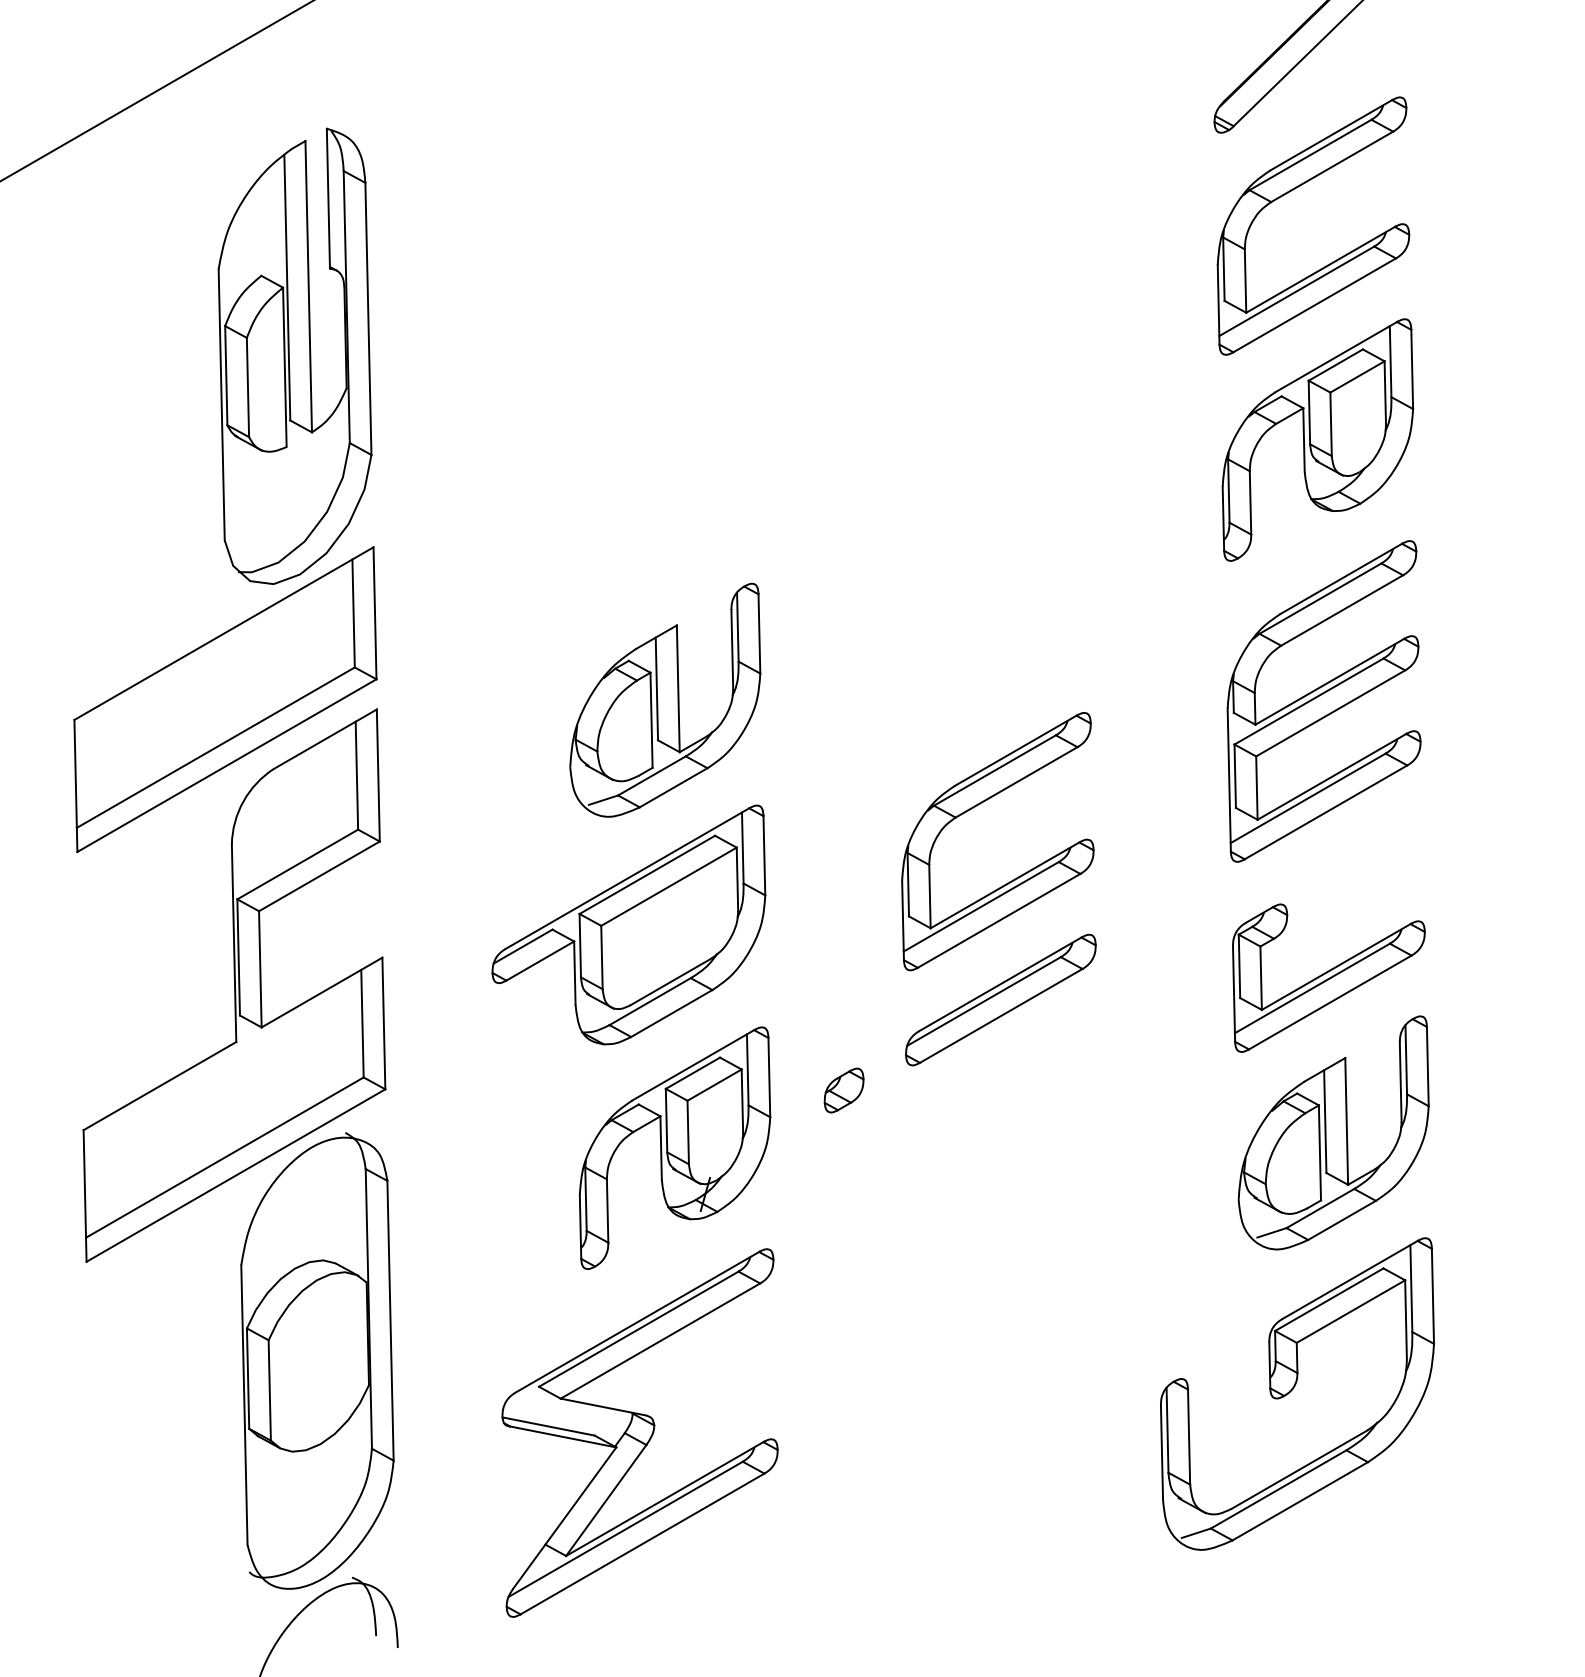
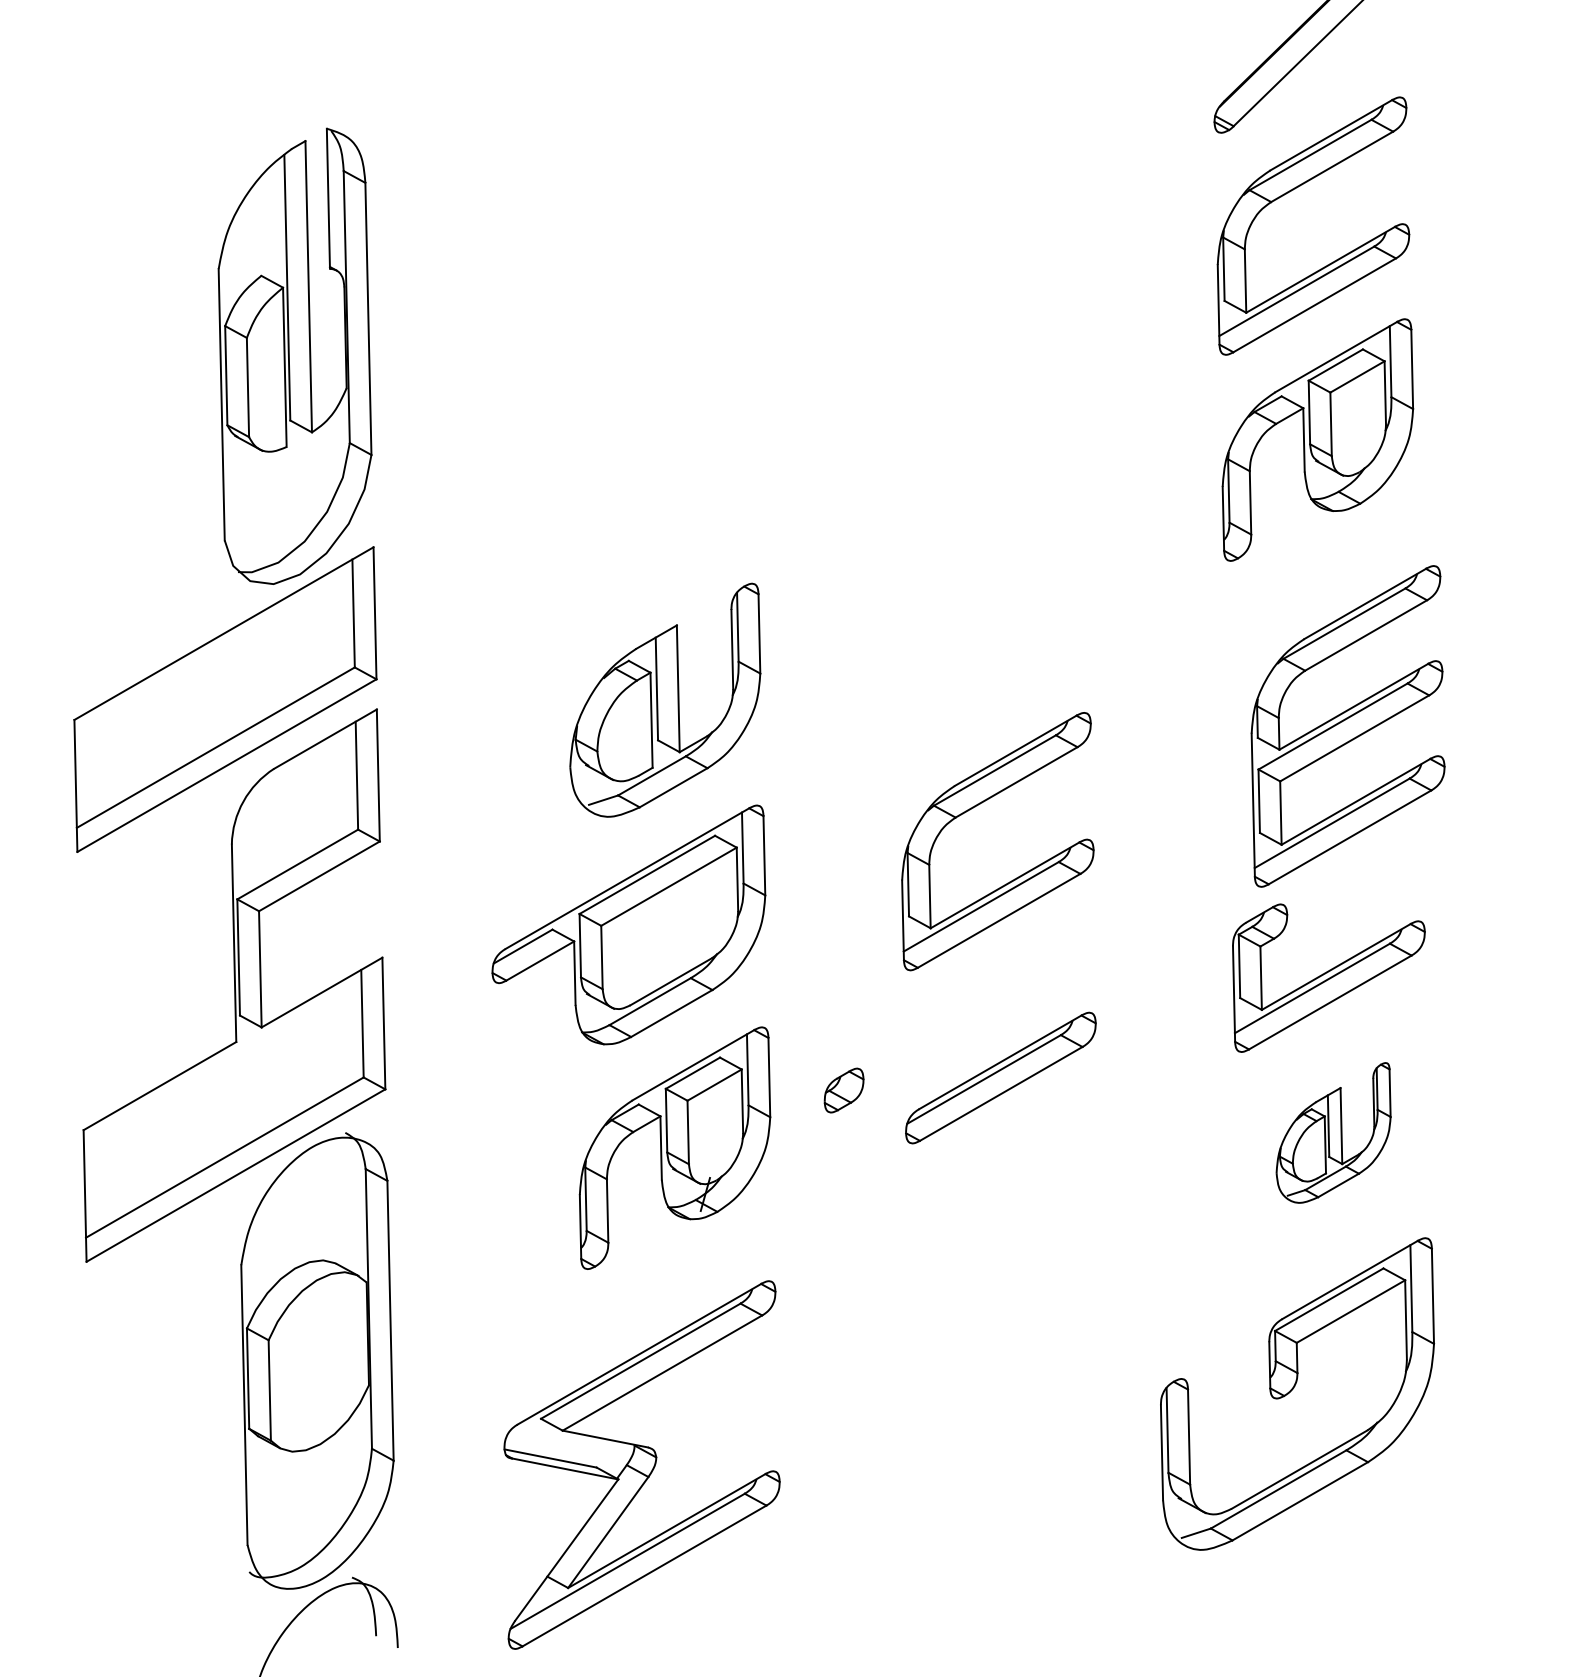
line: present -> none (156, 90)
part position: (1323, 701) -> (1347, 726) (1347, 726)
part position: (1000, 999) -> (1000, 1077) (1000, 1077)
part size: 193x236 px -> 117x142 px (1333, 1132)
part position: (639, 1432) -> (641, 1464) (641, 1464)
